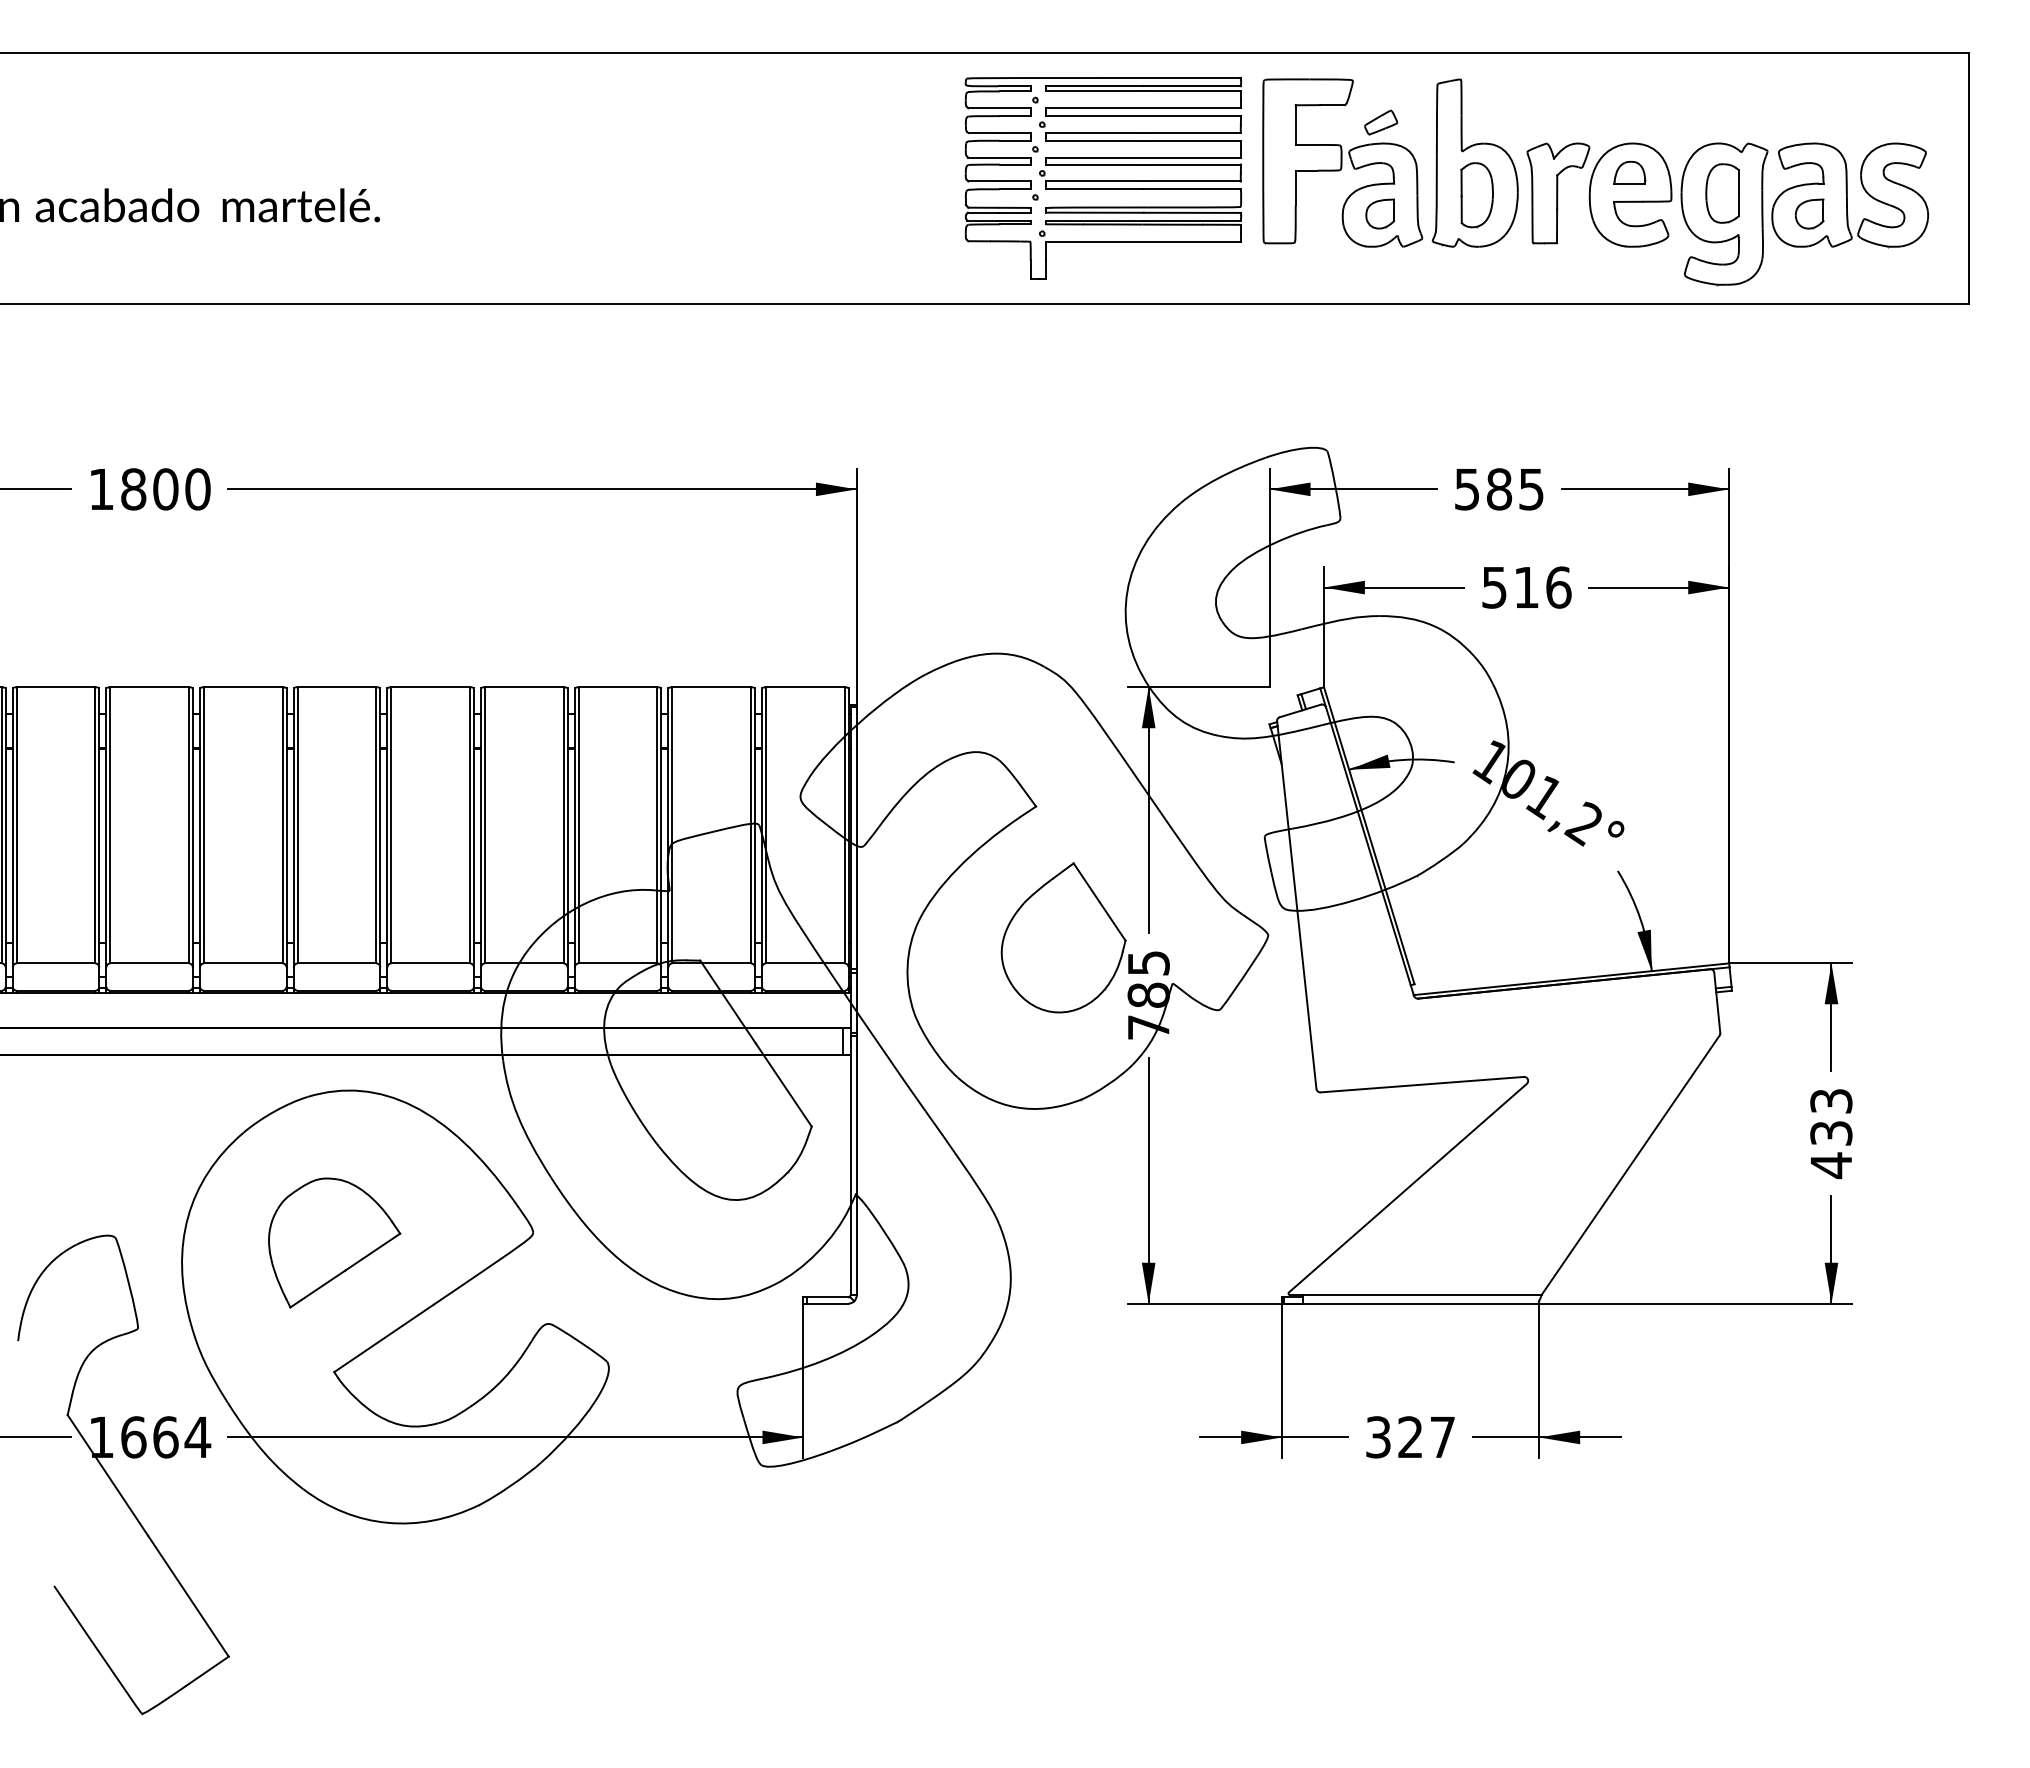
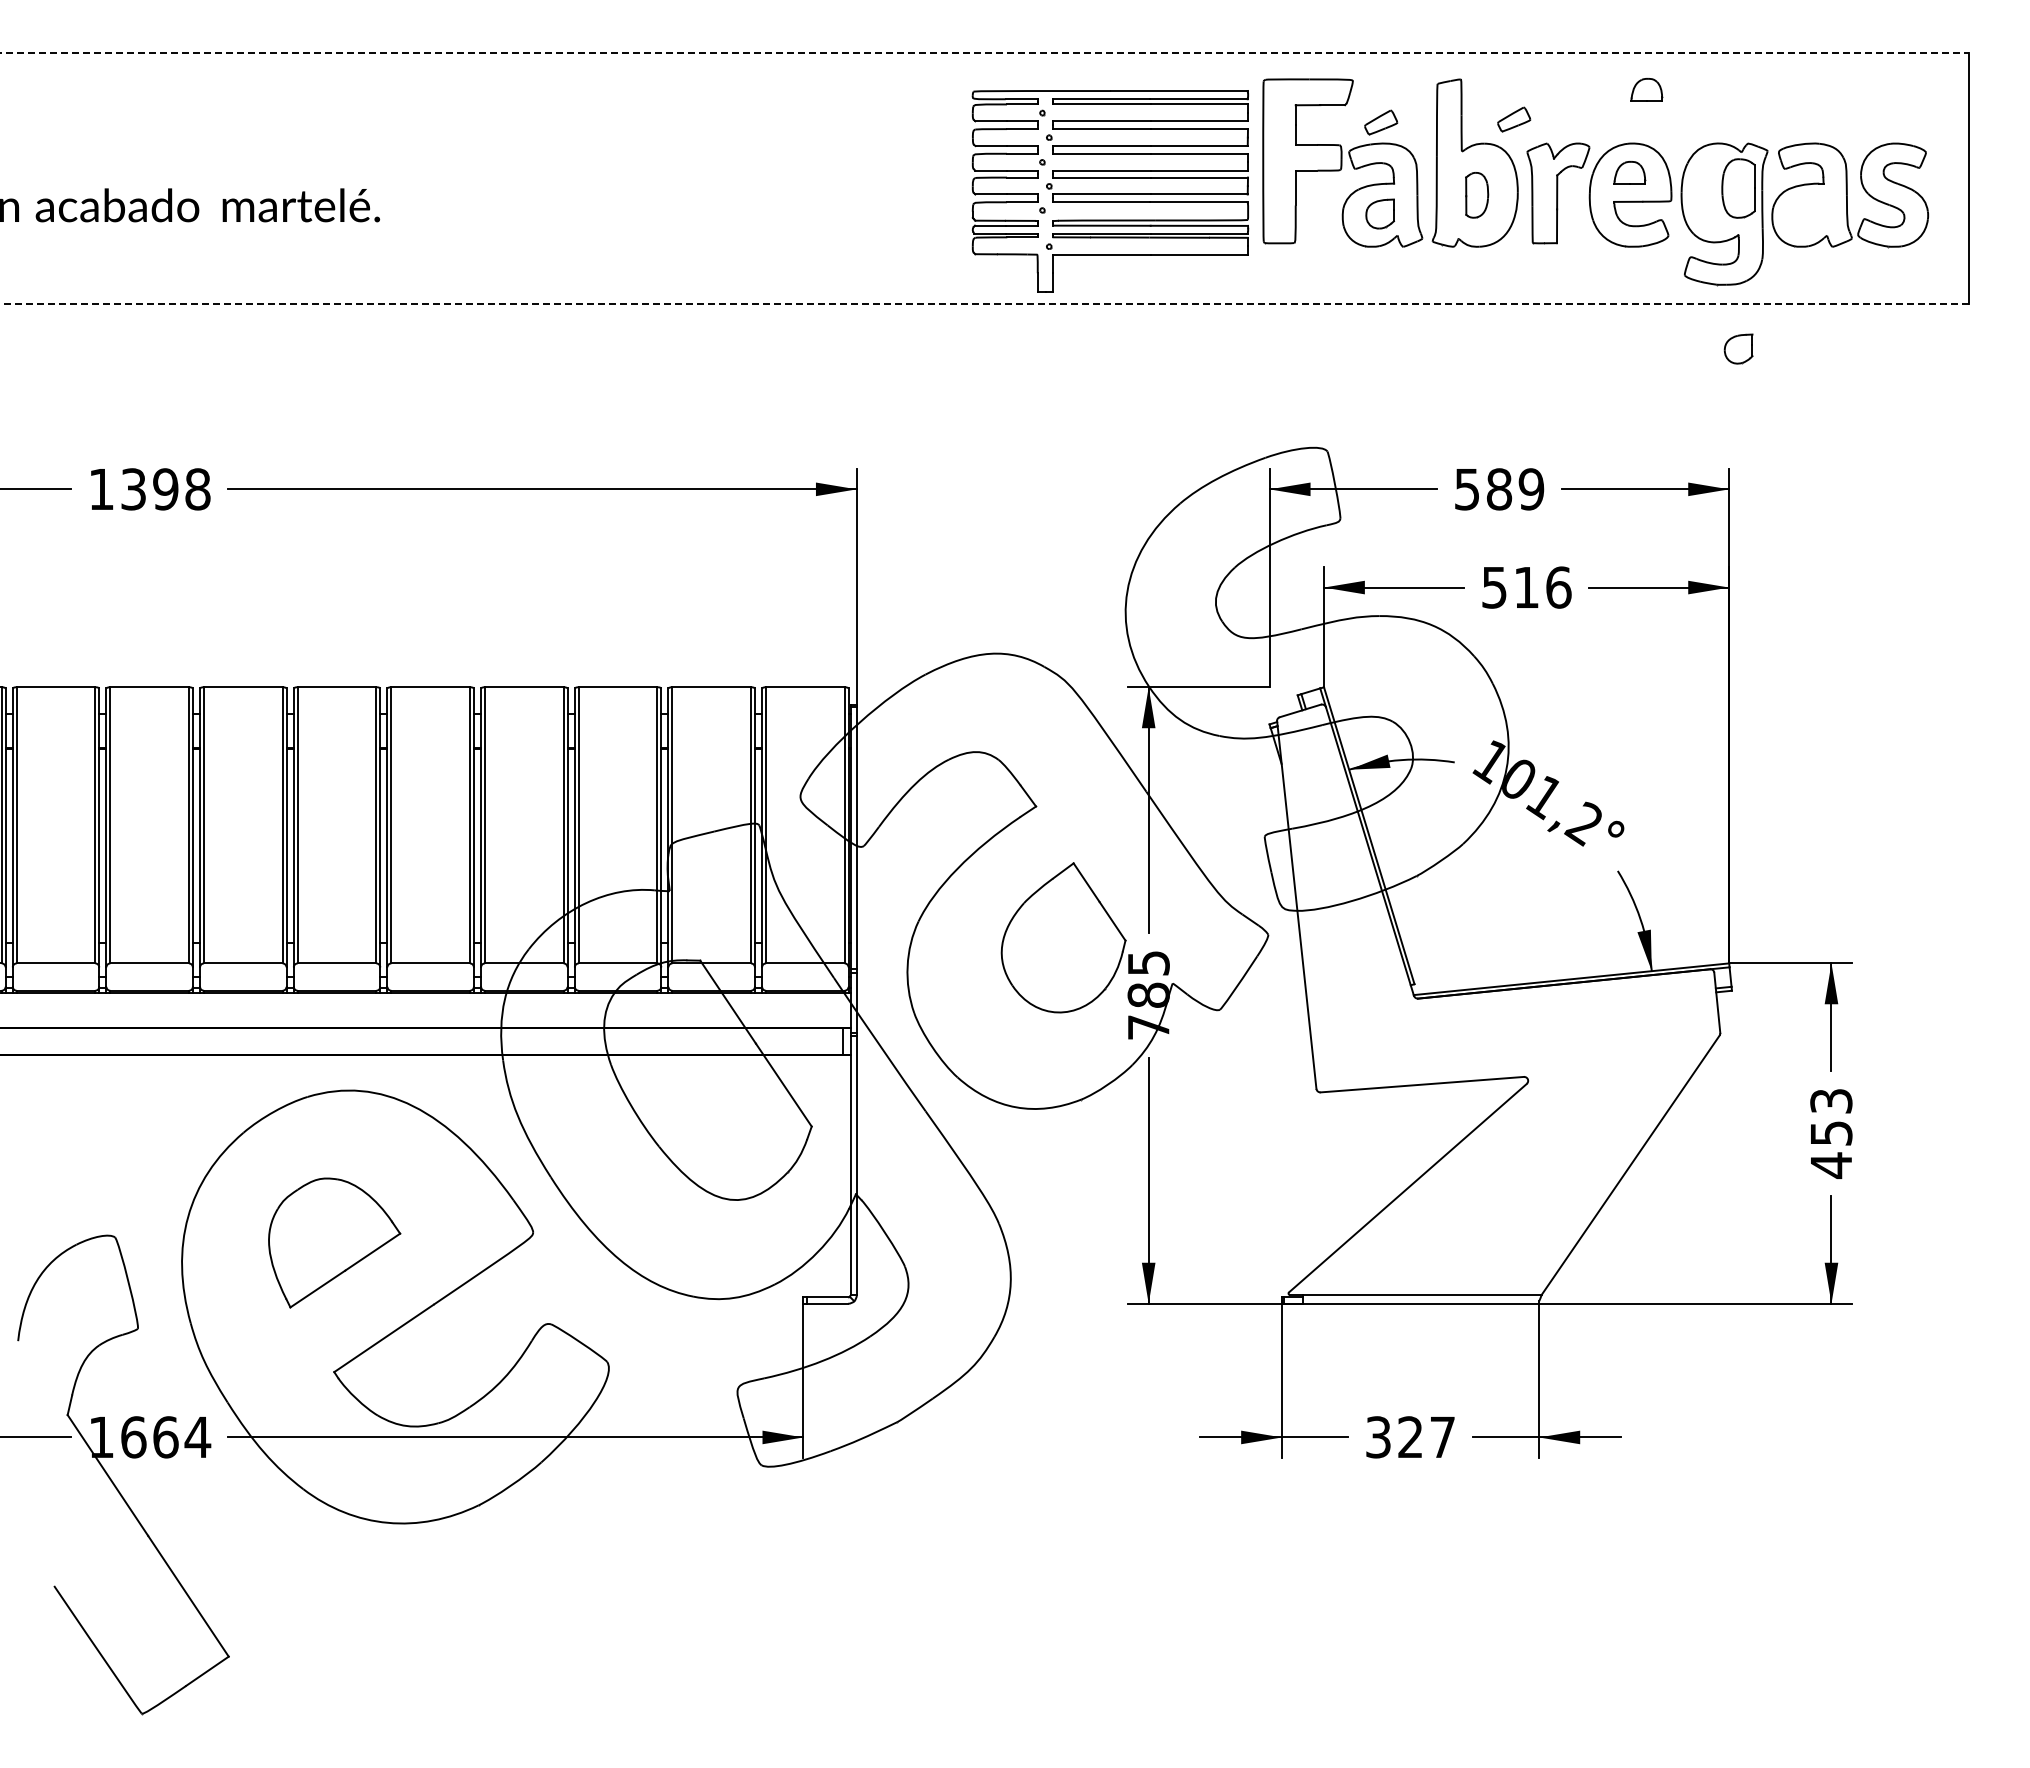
line: solid -> dashed (985, 53)
part: none -> present (1646, 89)
part: none -> present (1514, 119)
part position: (1103, 178) -> (1110, 191) (1110, 191)
part position: (1722, 193) -> (1738, 188) (1738, 188)
part size: 34x67 px -> 25x47 px (1477, 195)
part position: (1809, 213) -> (1738, 348) (1738, 348)
line: solid -> dashed (984, 303)
text: 1800 -> 1398 (165, 489)
text: 585 -> 589 (1531, 489)
text: 433 -> 453 (1830, 1132)
